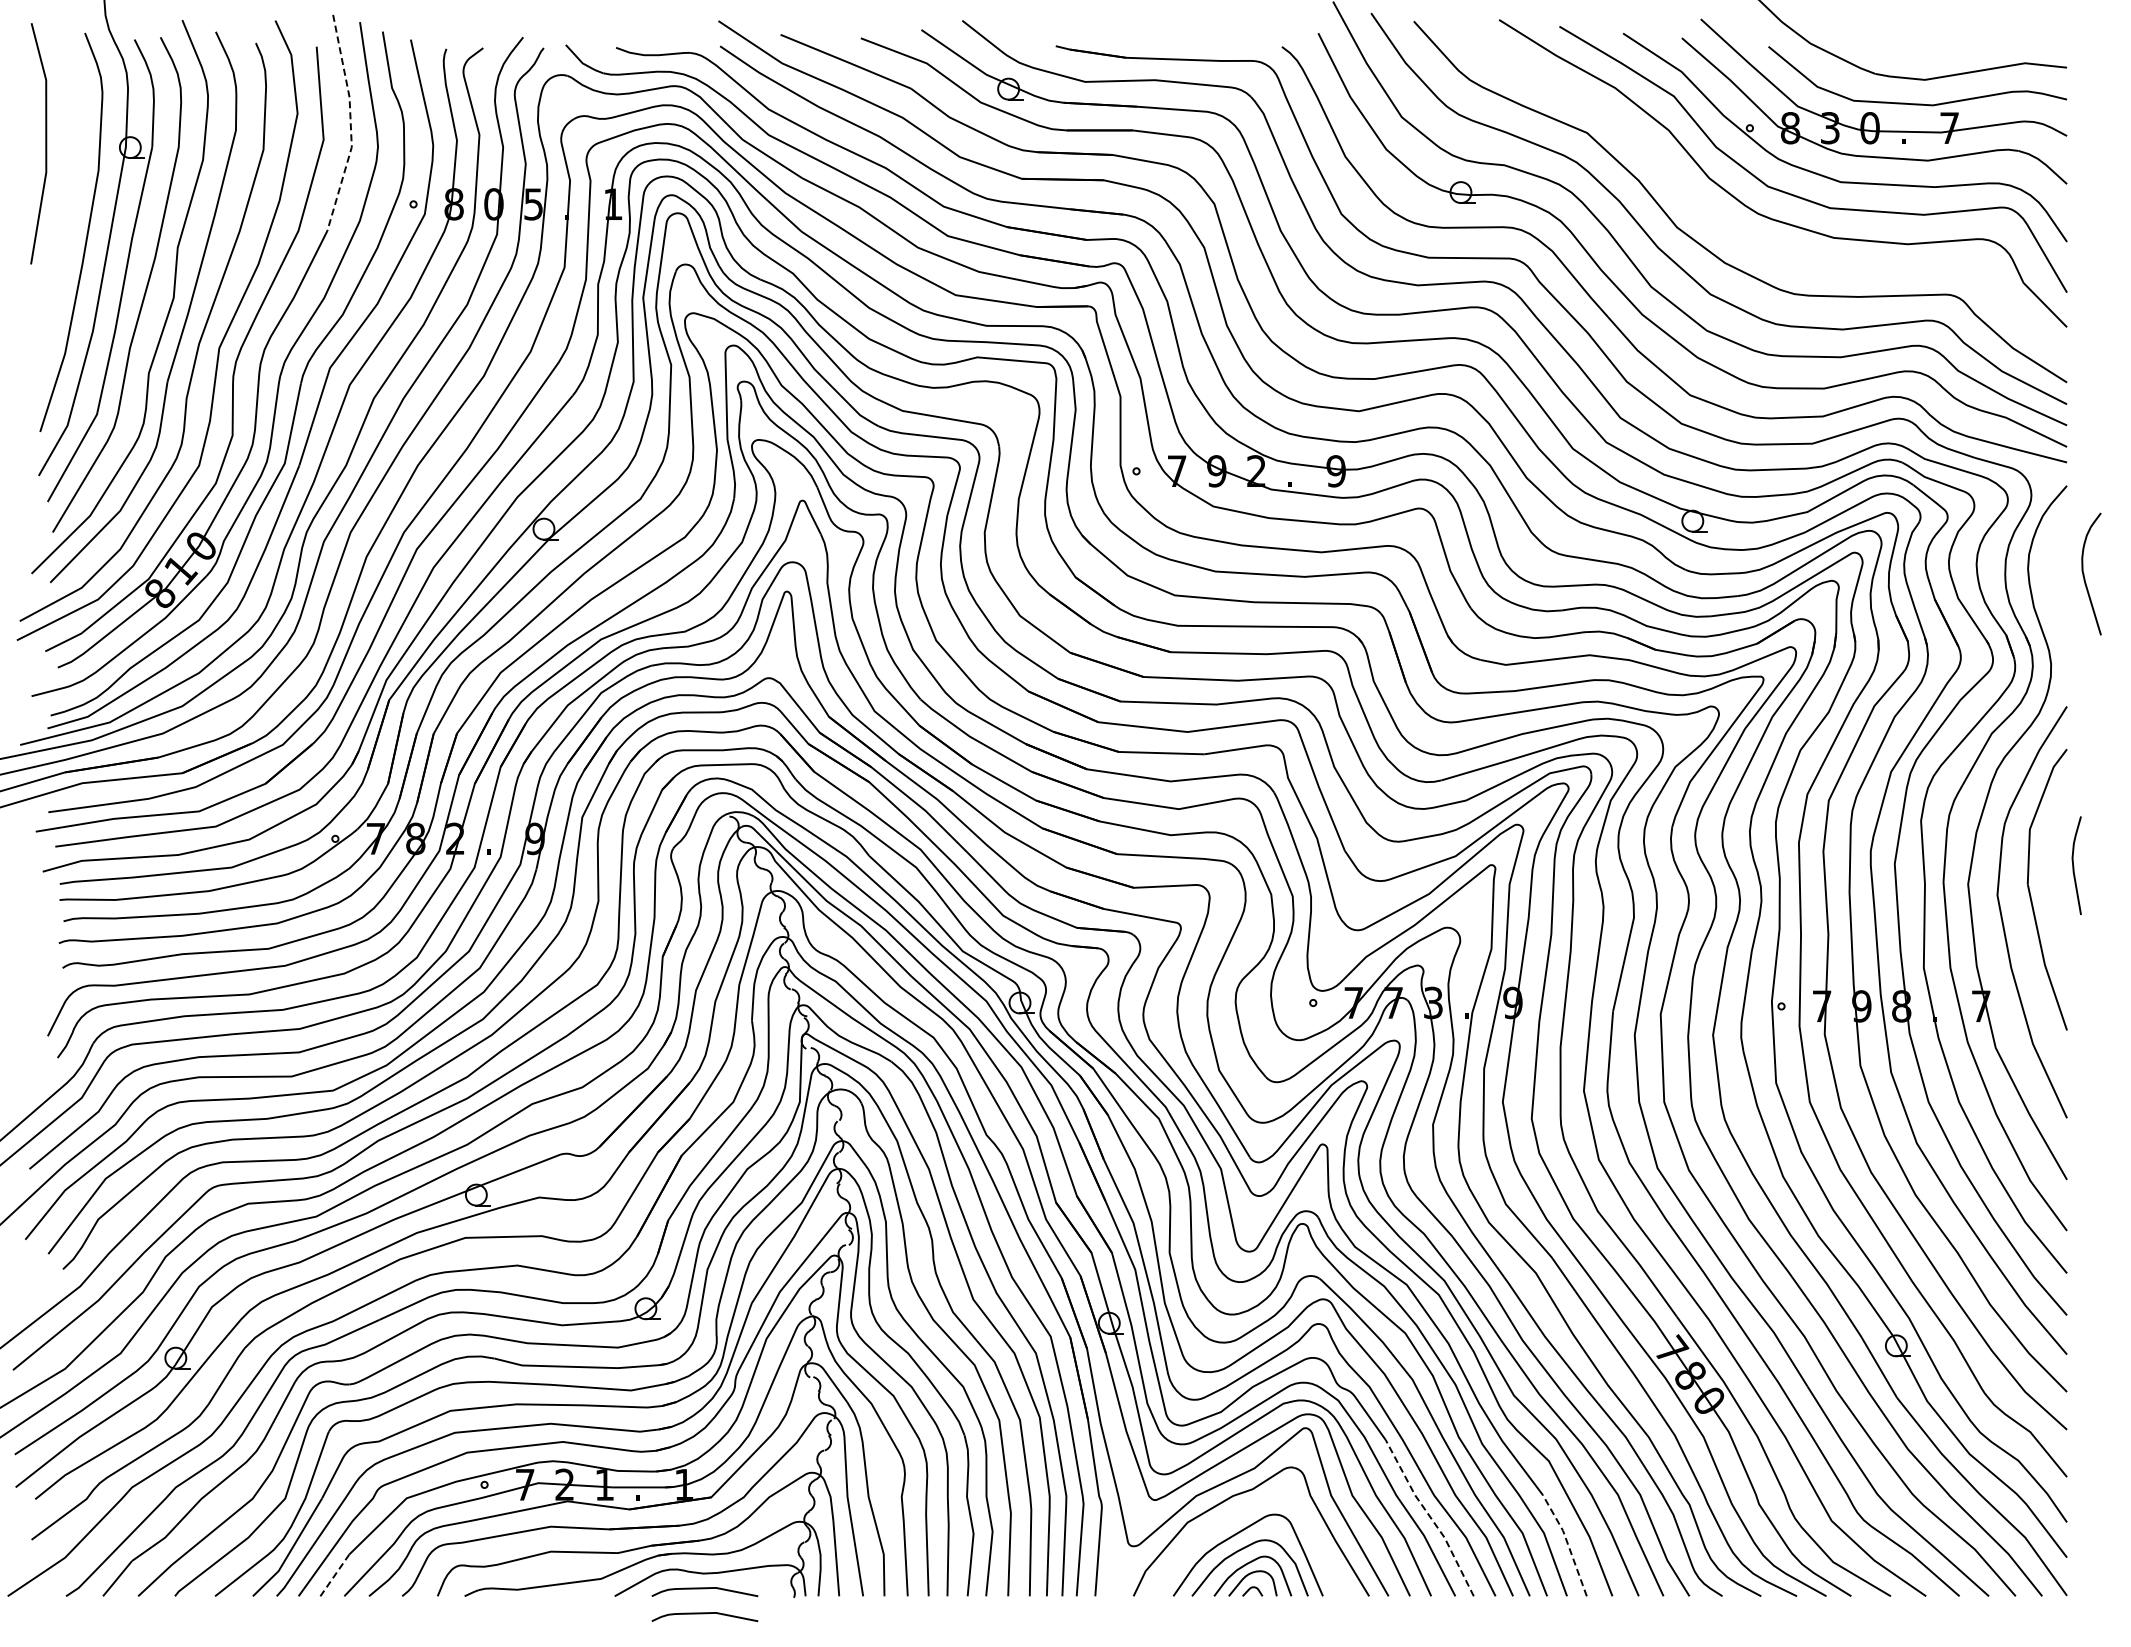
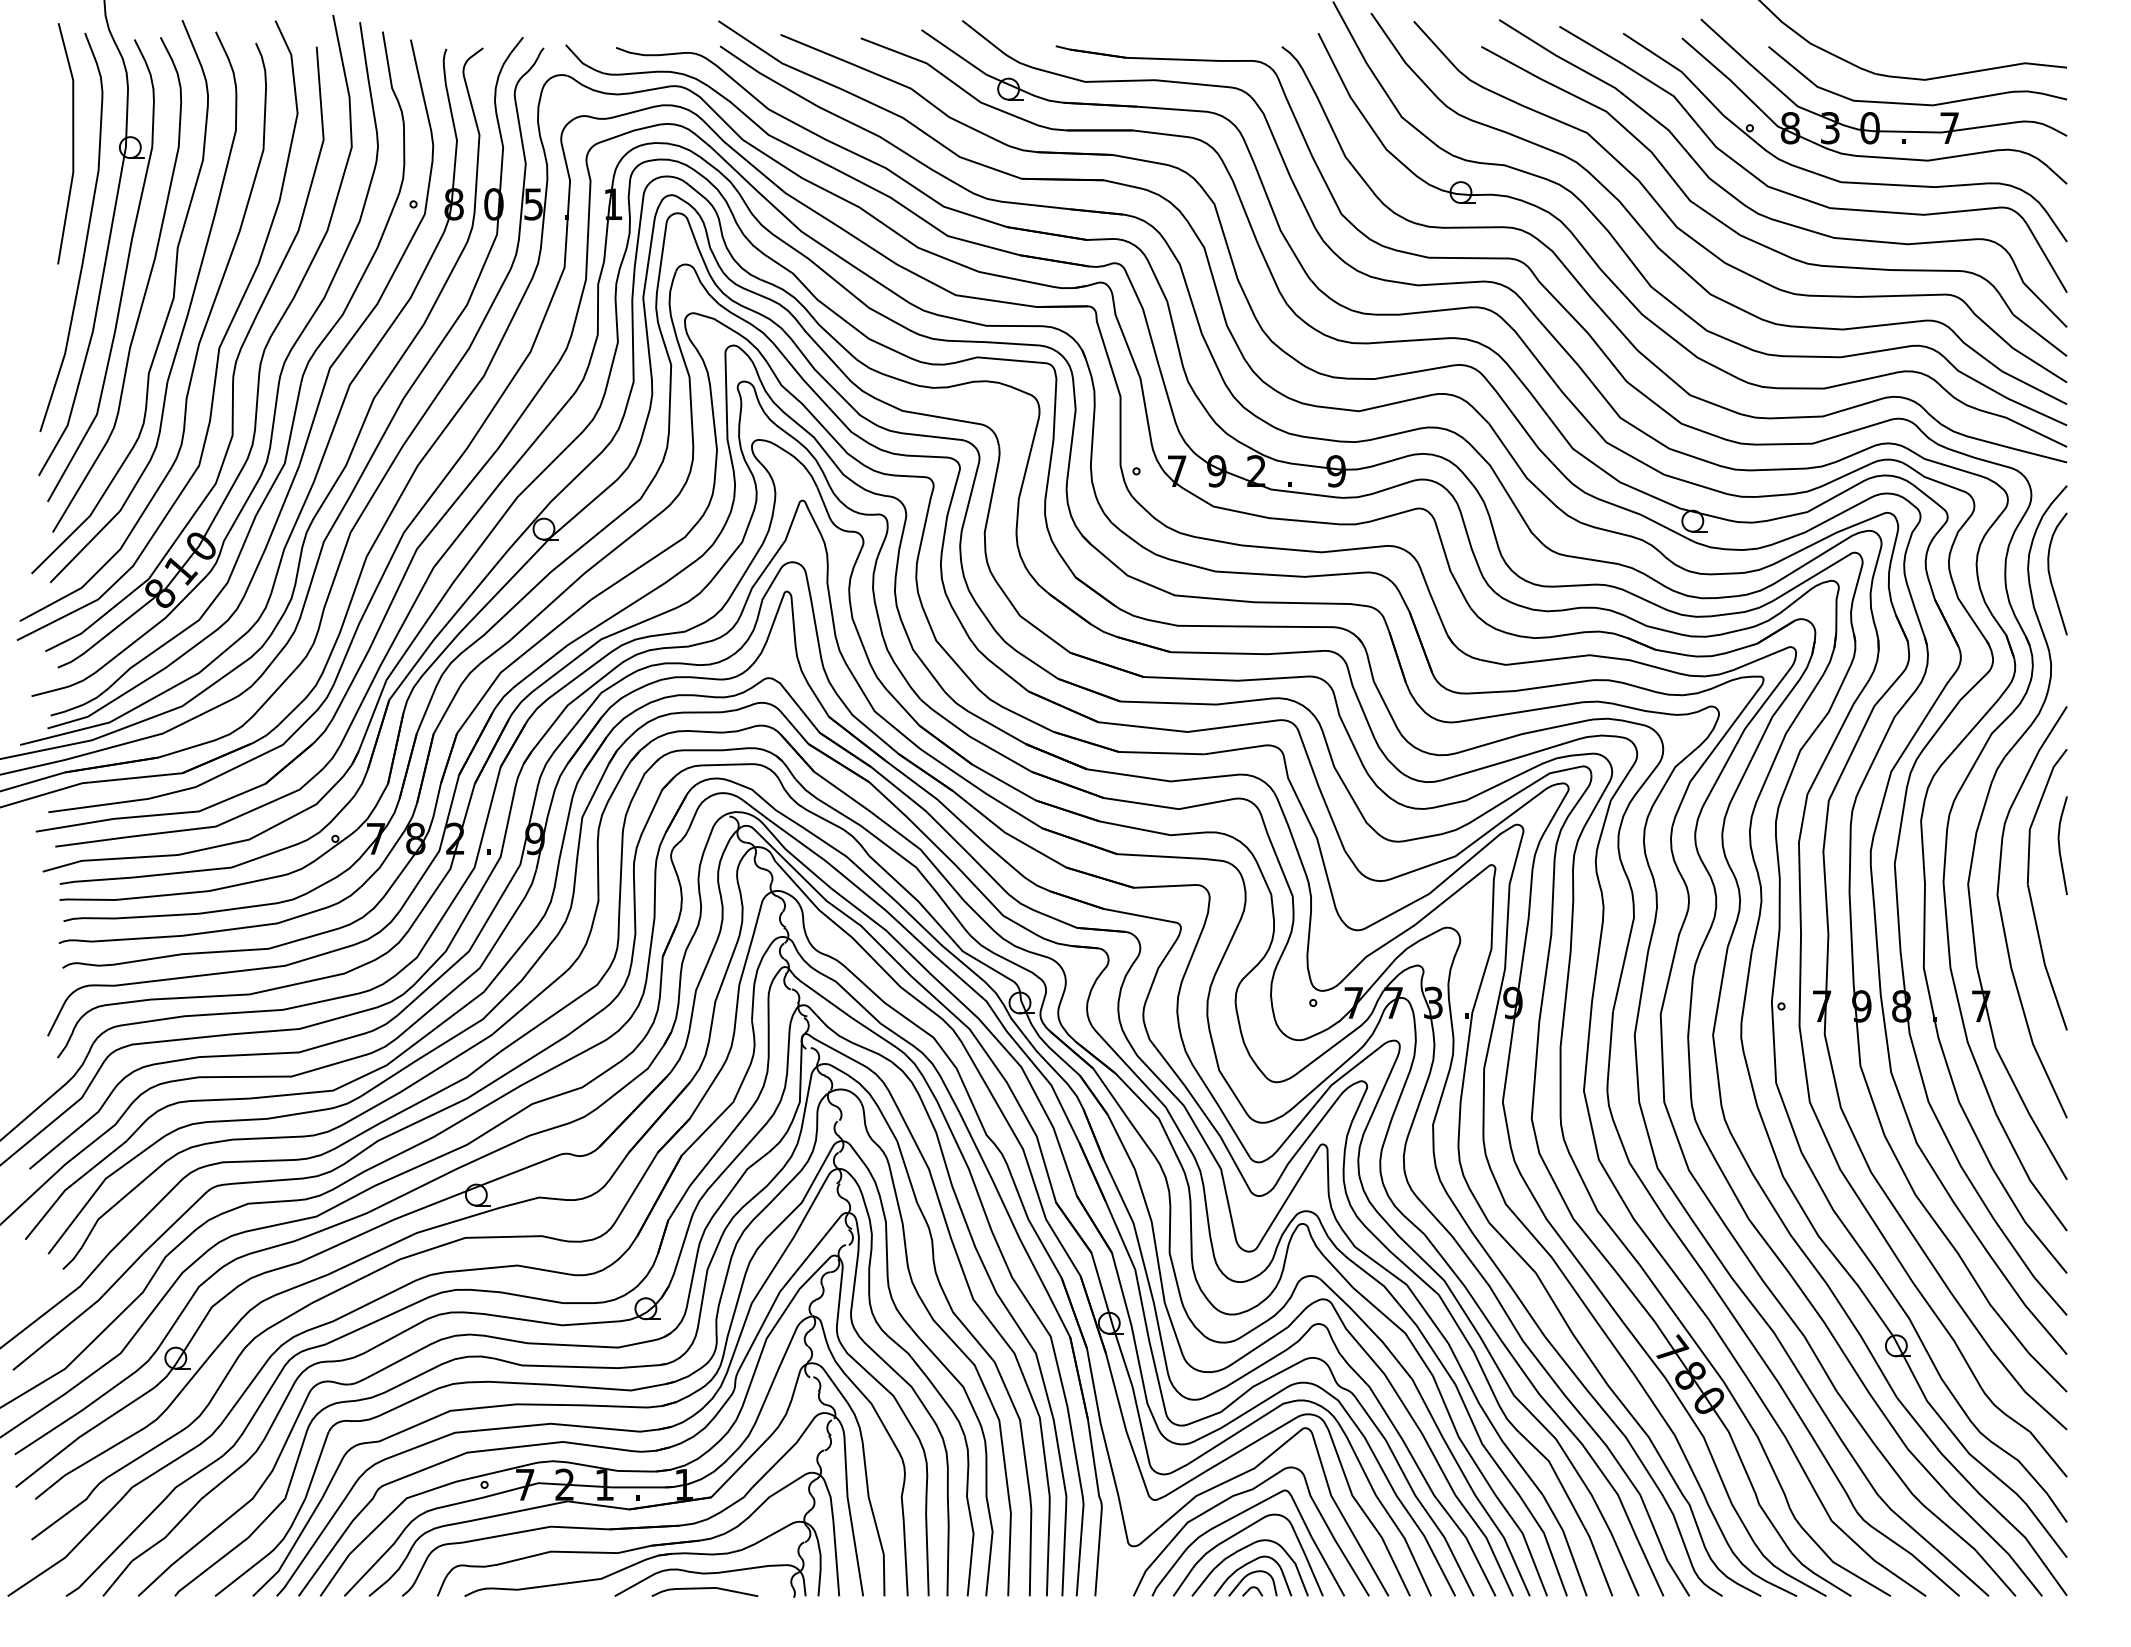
line: dashed -> solid (350, 124)
line position: (45, 143) -> (72, 143) (72, 143)
part: none -> present (1757, 241)
curve position: (2084, 573) -> (2050, 573) (2050, 573)
curve position: (2074, 865) -> (2060, 845) (2060, 845)
curve: none -> present (1235, 1517)
line: dashed -> solid (1430, 1517)
line: dashed -> solid (1567, 1543)
line: dashed -> solid (334, 1575)
curve: present -> none (704, 1614)
